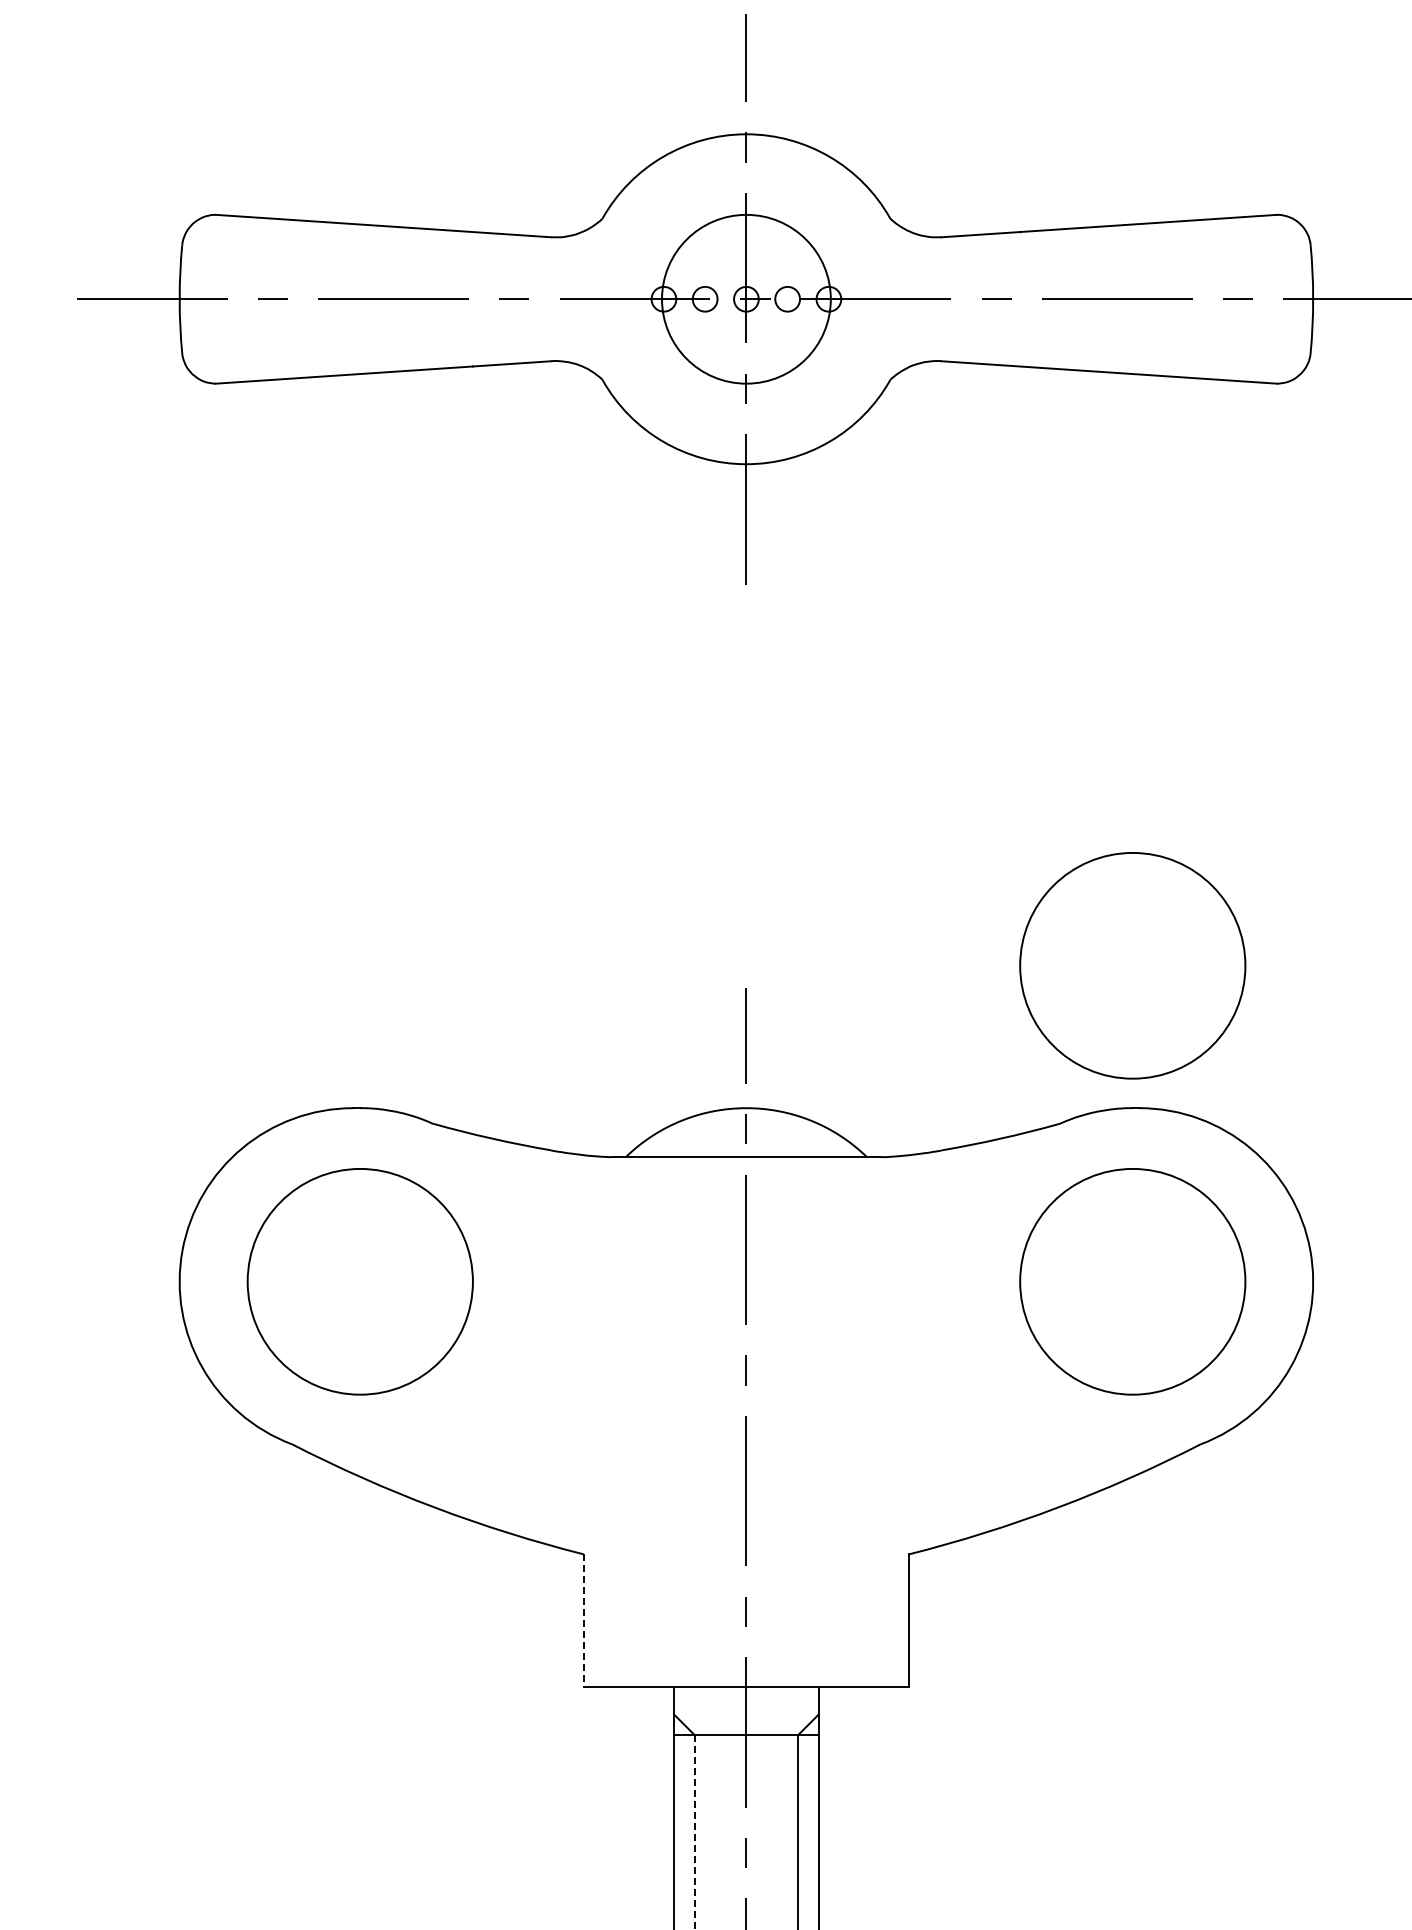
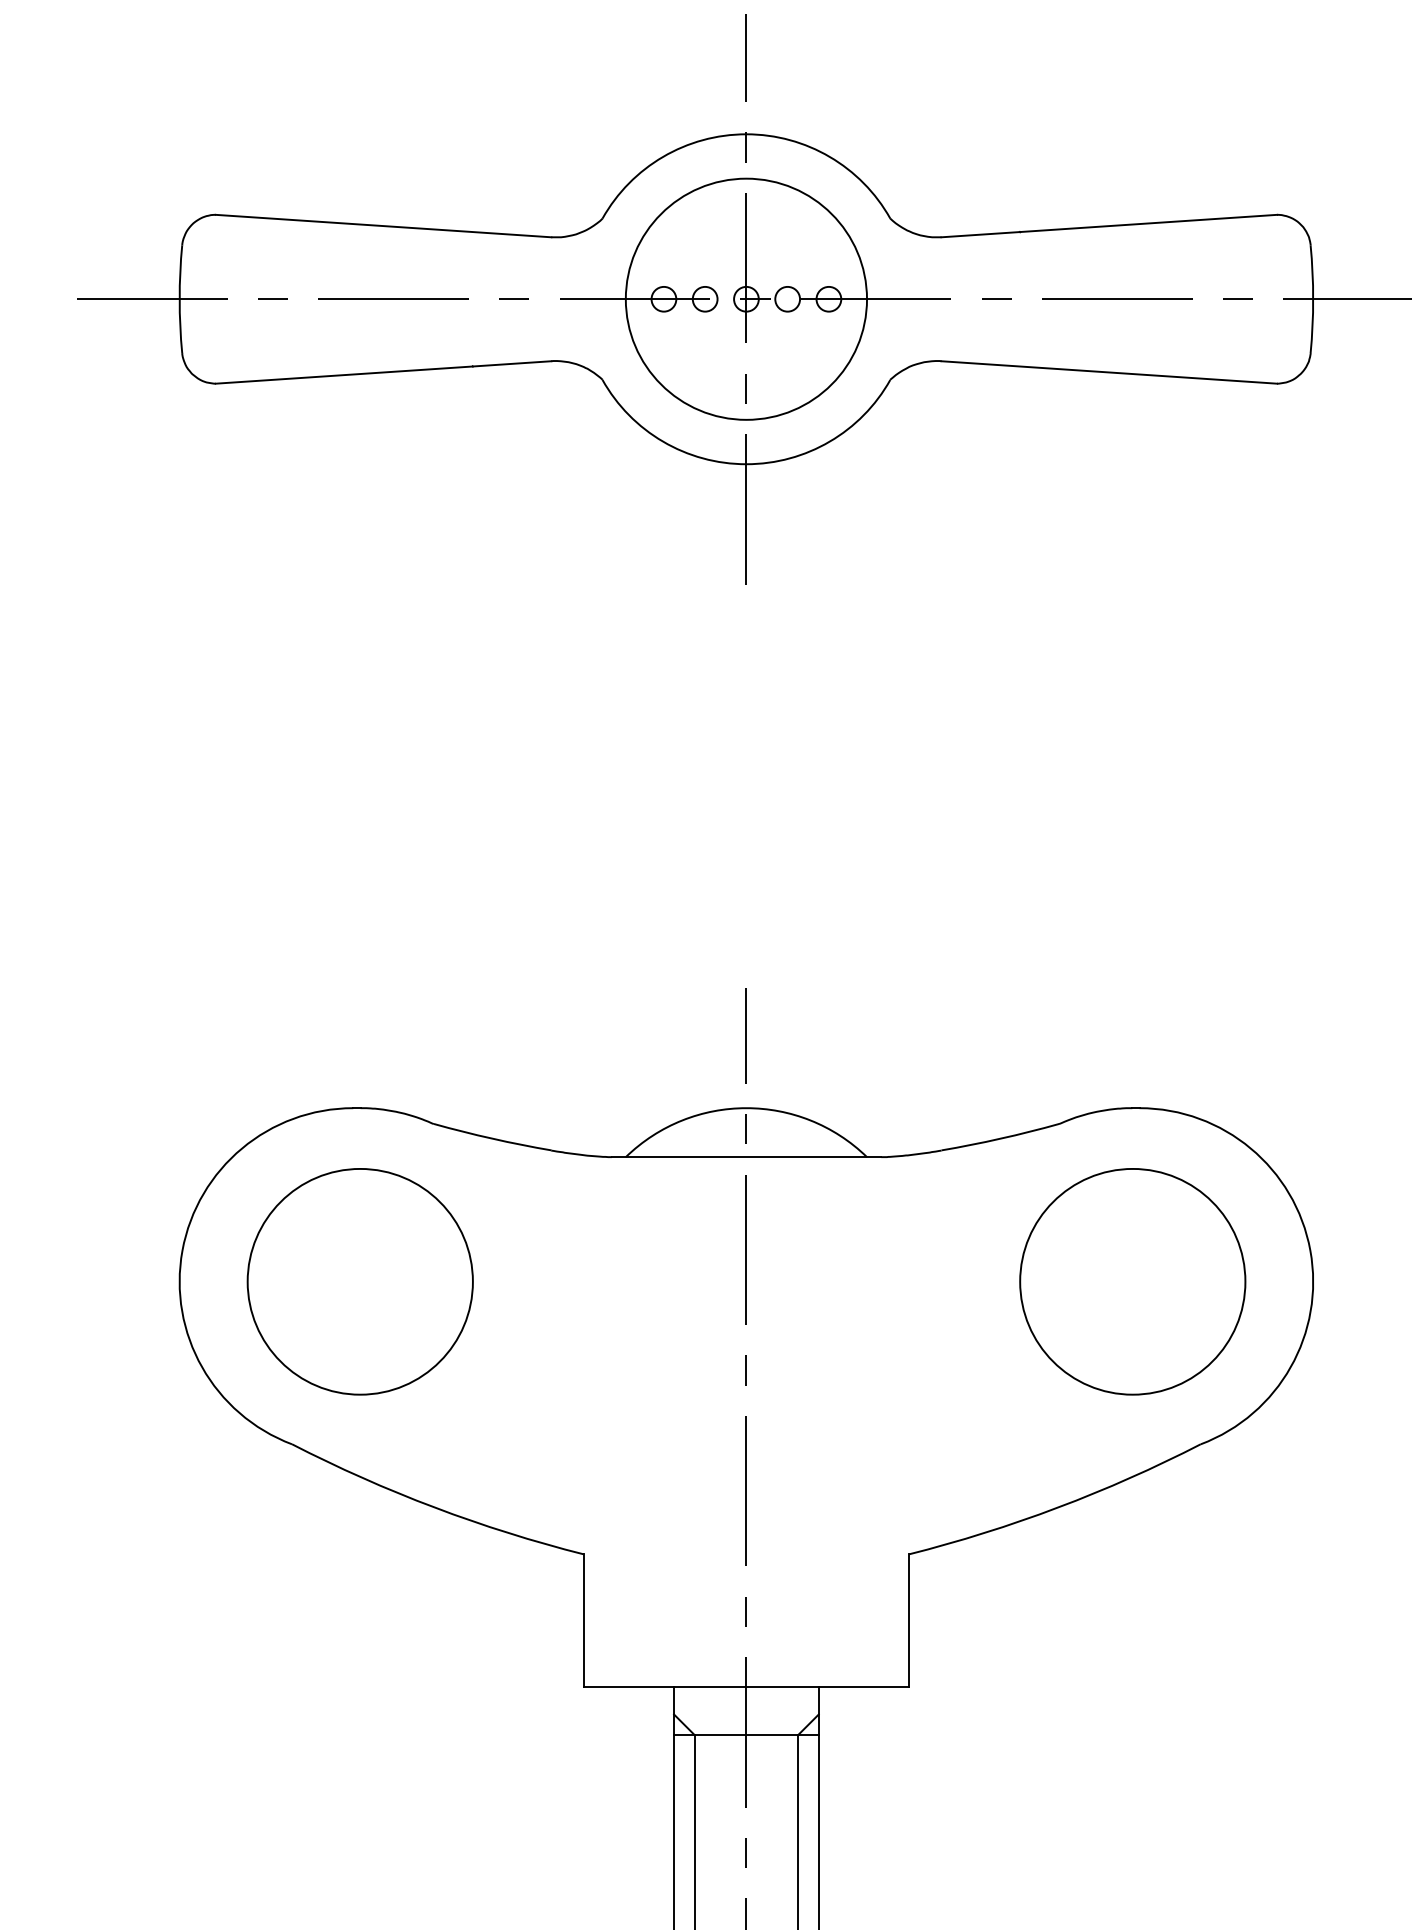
circle diameter: 169 px -> 241 px (746, 298)
part: present -> none (1132, 965)
line: dashed -> solid (583, 1621)
line: dashed -> solid (694, 1833)
